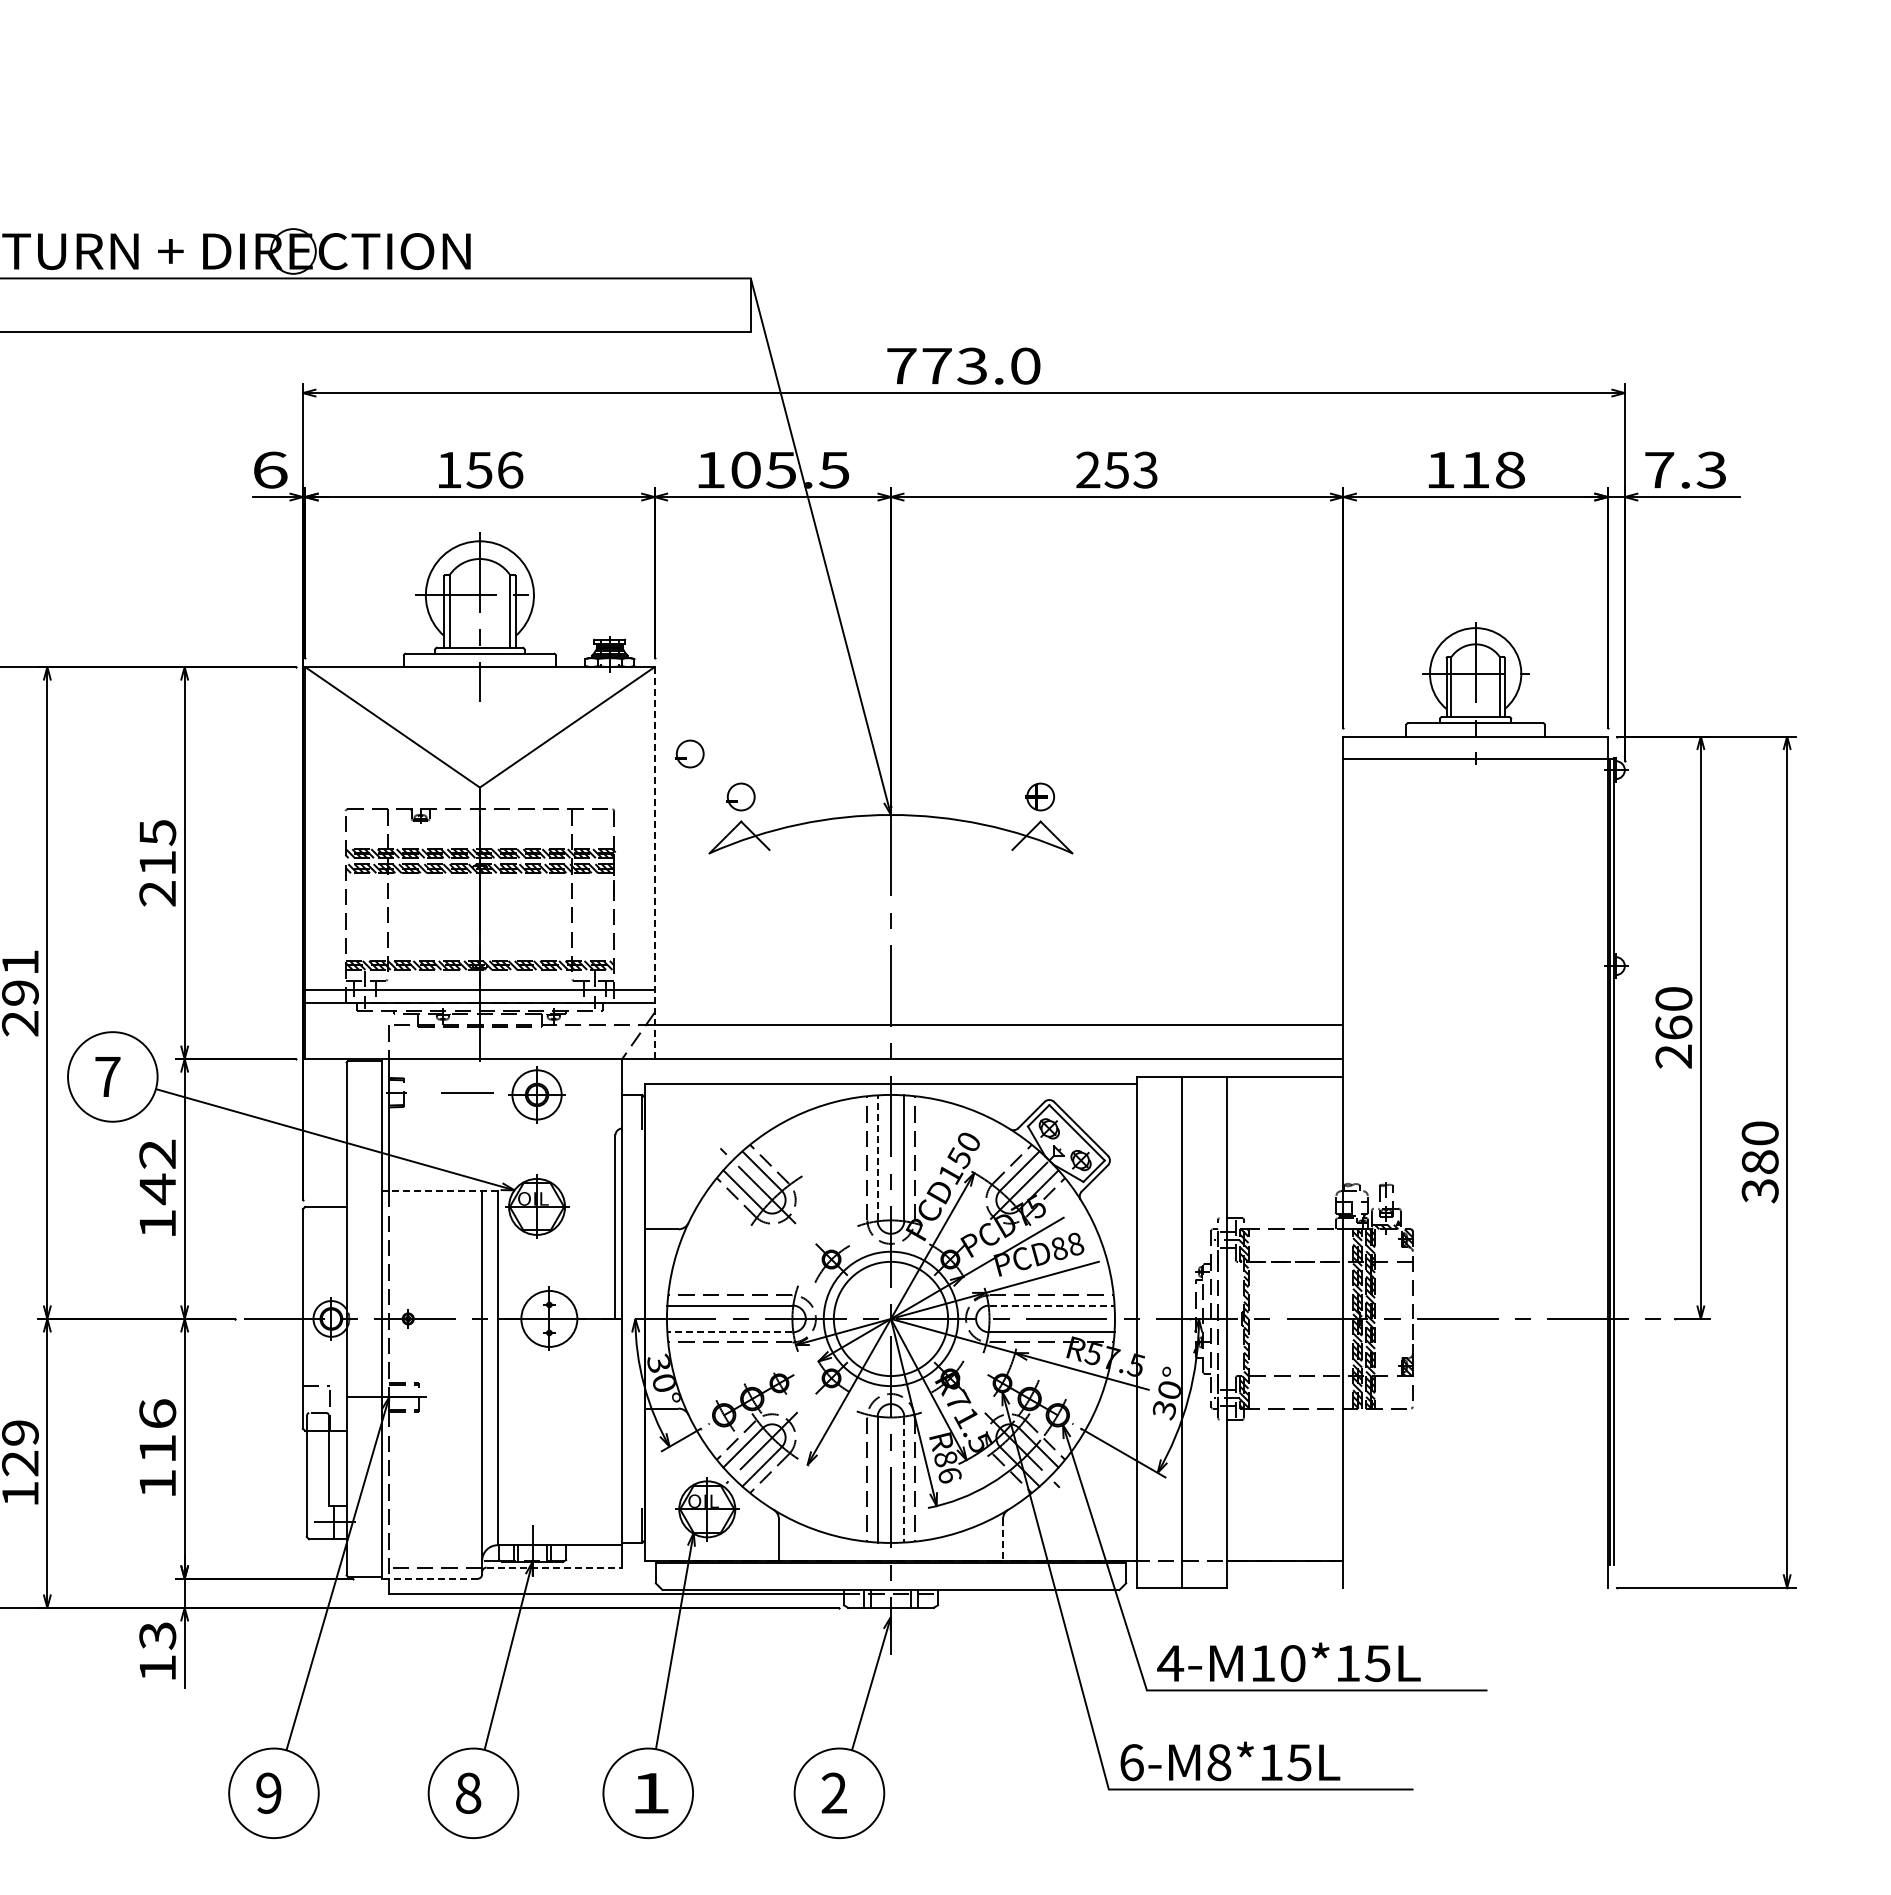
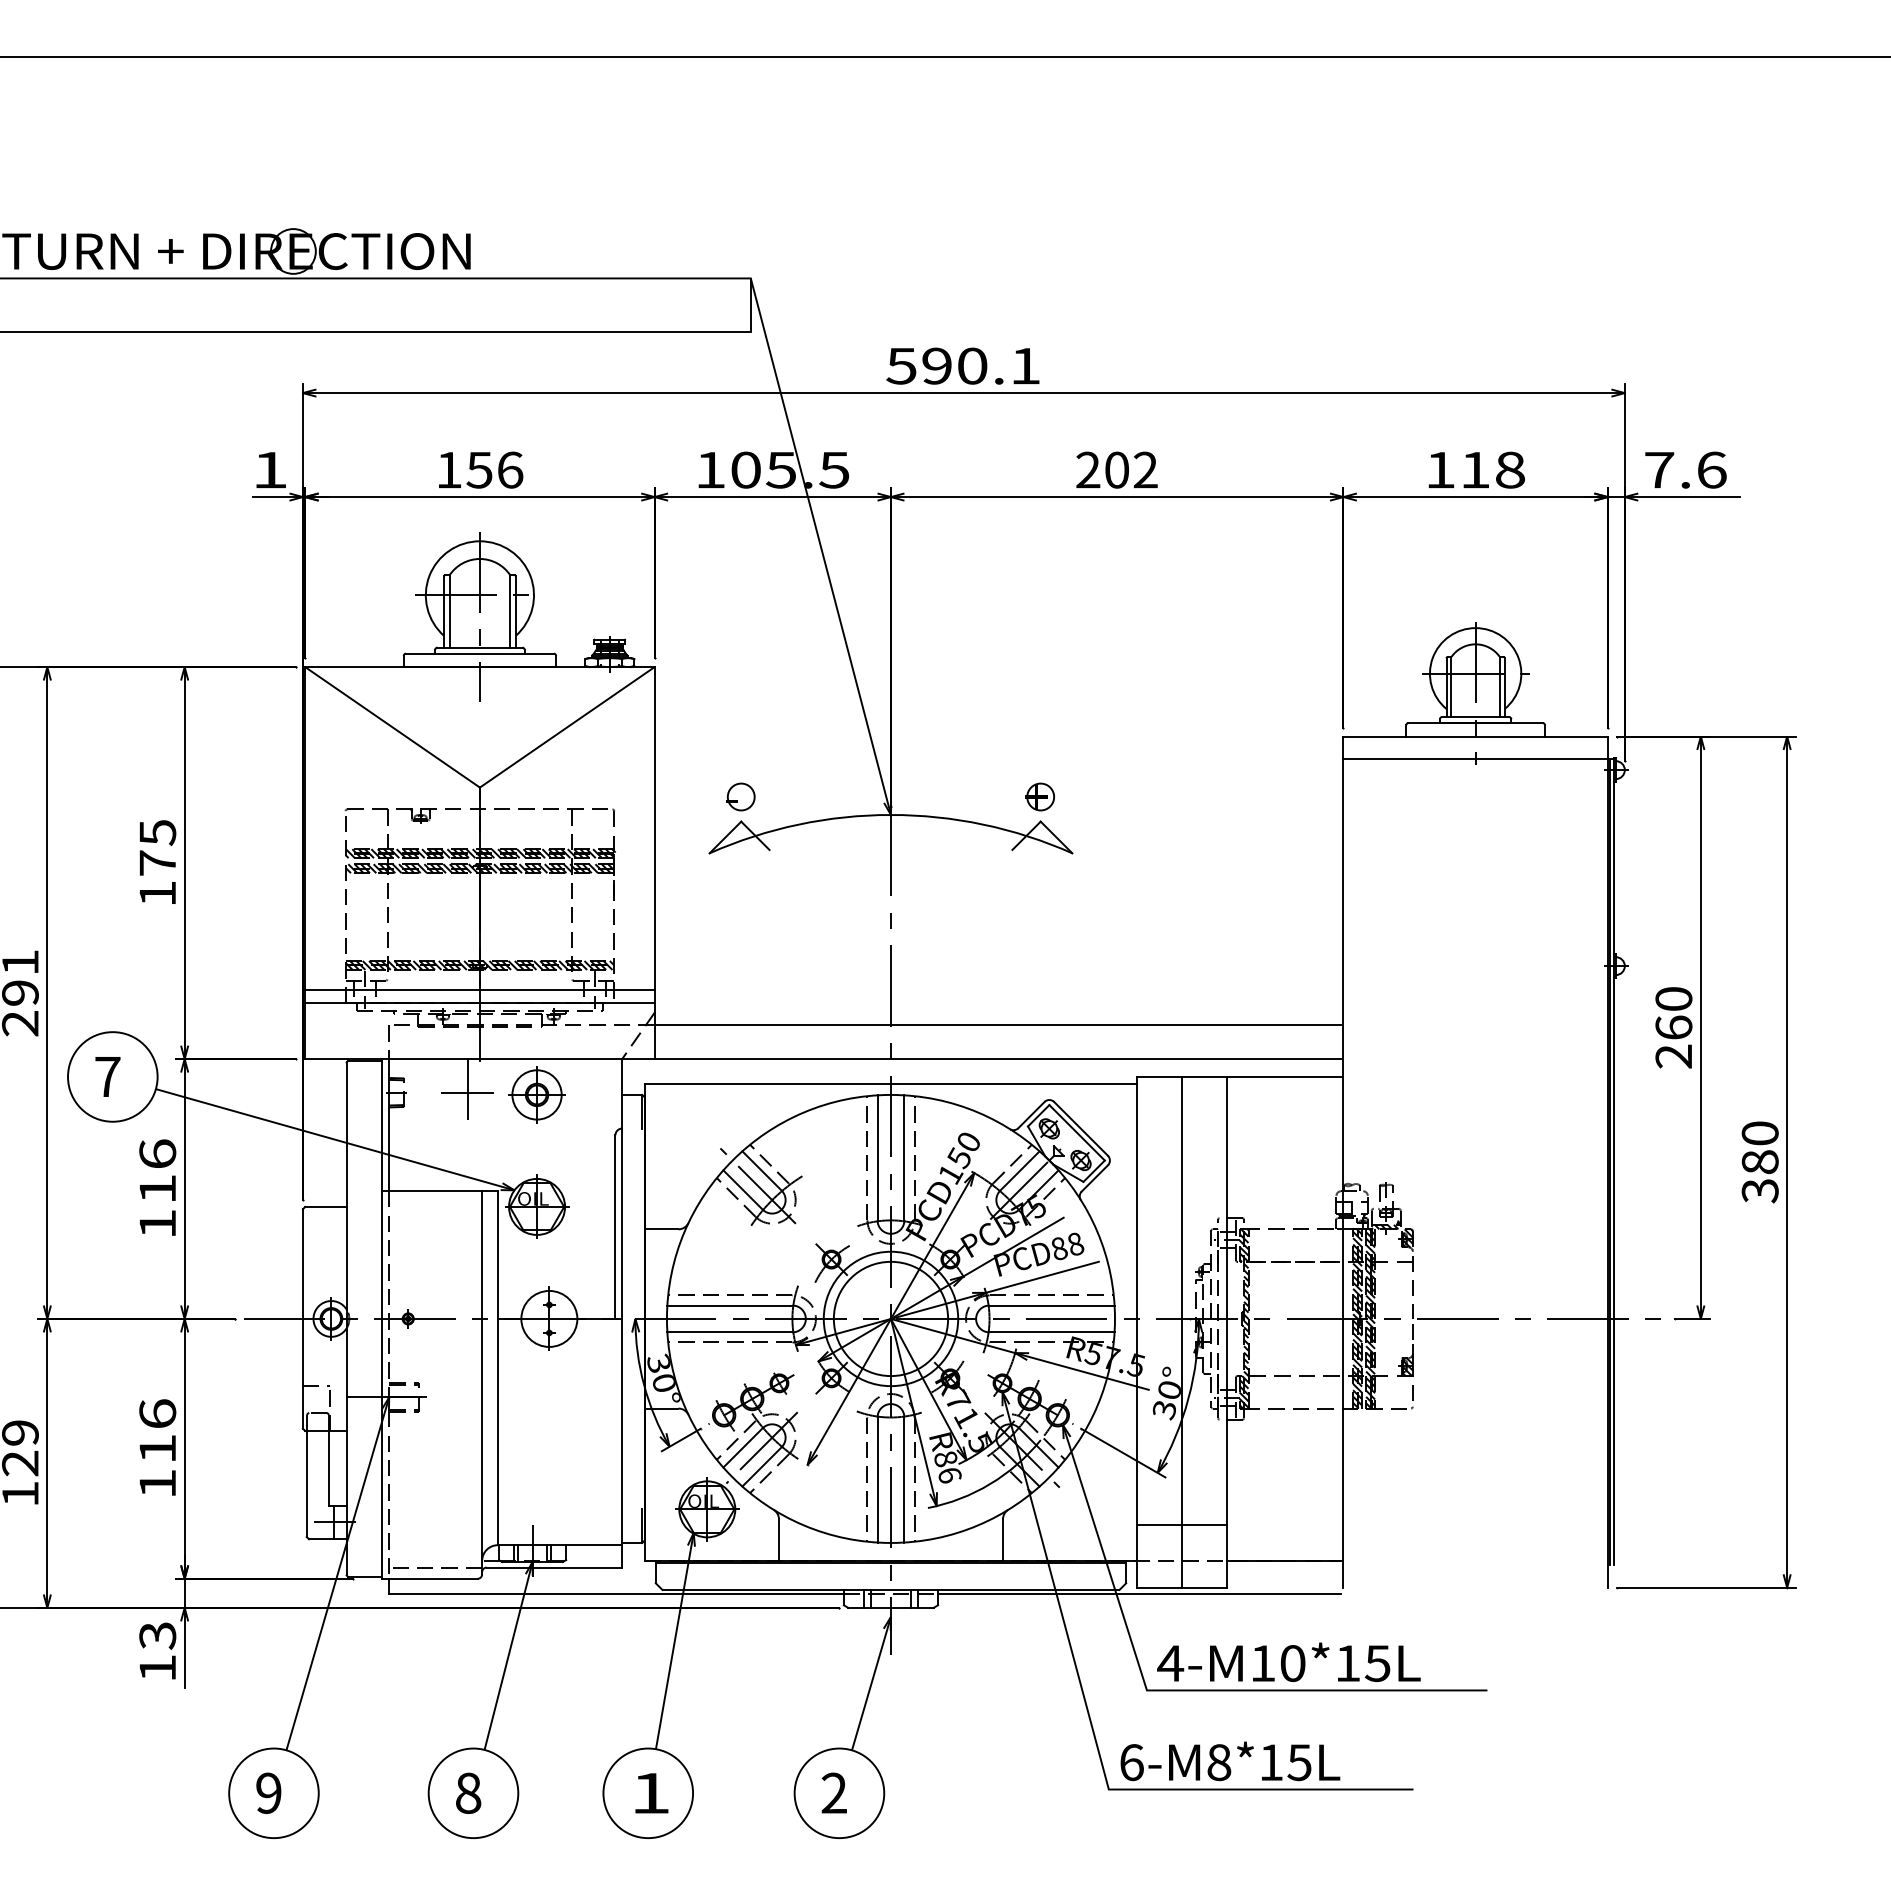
line: none -> present (944, 56)
text: 773.0 -> 590.1 (963, 365)
text: 6 -> 1 (270, 469)
text: 253 -> 202 (1130, 469)
text: 7.3 -> 7.6 (1711, 469)
part: present -> none (689, 753)
line: dashed -> solid (654, 863)
text: 215 -> 175 (157, 878)
line: none -> present (467, 1088)
line: dashed -> solid (877, 1157)
text: 142 -> 116 (157, 1172)
line: dashed -> solid (440, 1191)
line: dashed -> solid (1052, 1305)
line: dashed -> solid (729, 1332)
line: dashed -> solid (904, 1480)
line: none -> present (1182, 1525)
line: dashed -> solid (1002, 1540)
line: dashed -> solid (554, 1567)
line: dashed -> solid (430, 1578)
line: none -> present (1139, 1594)
